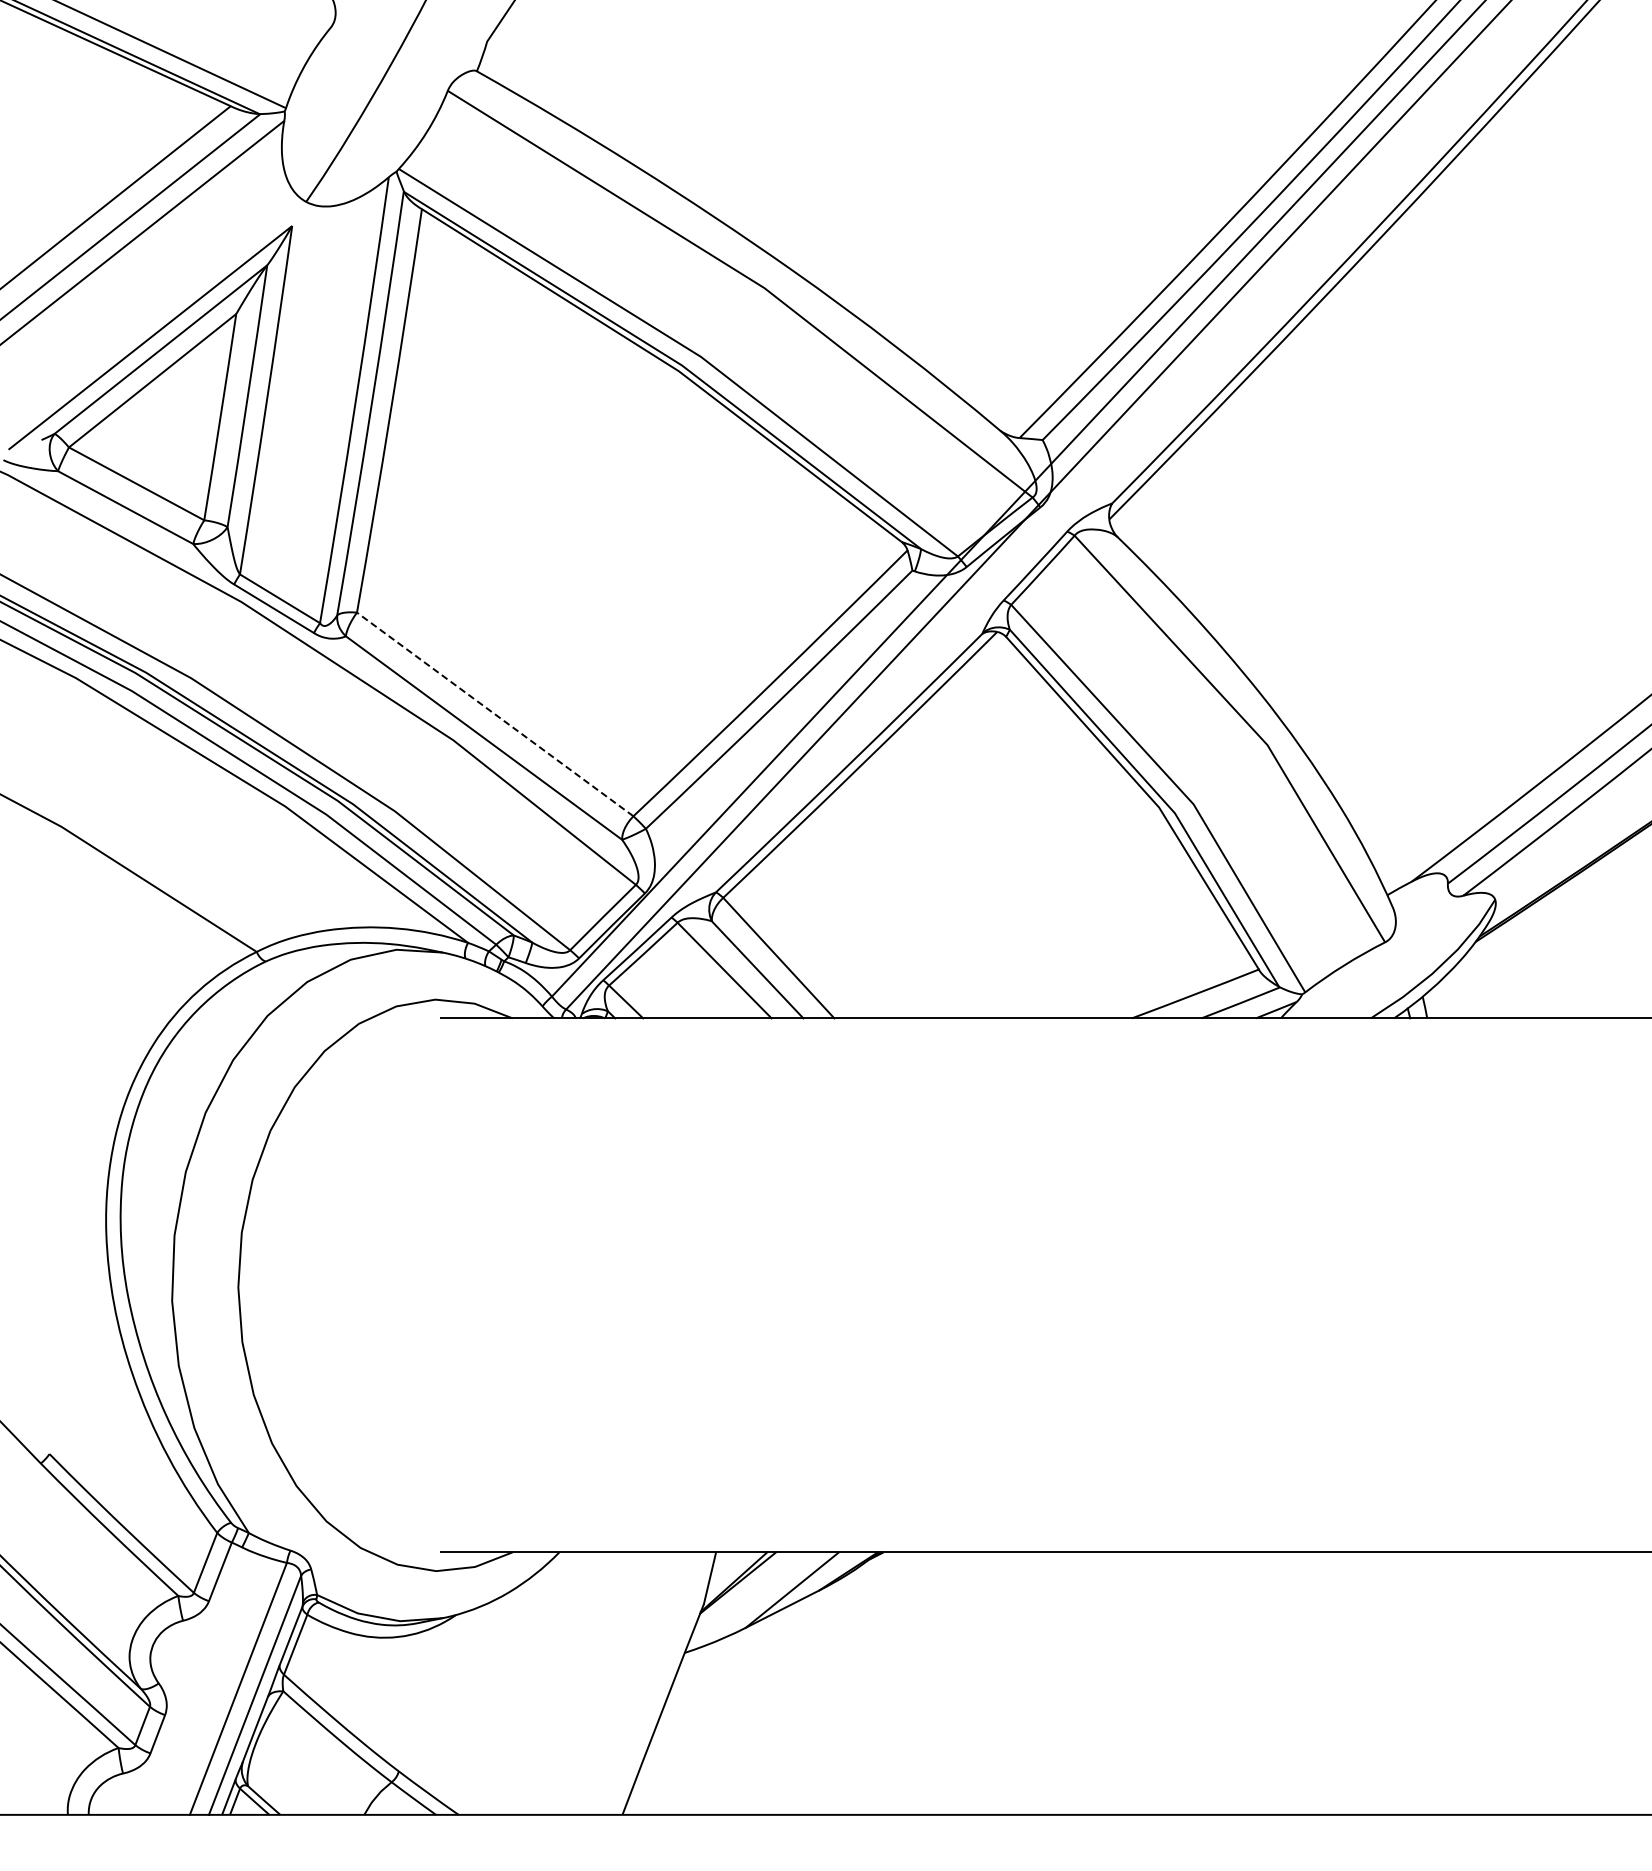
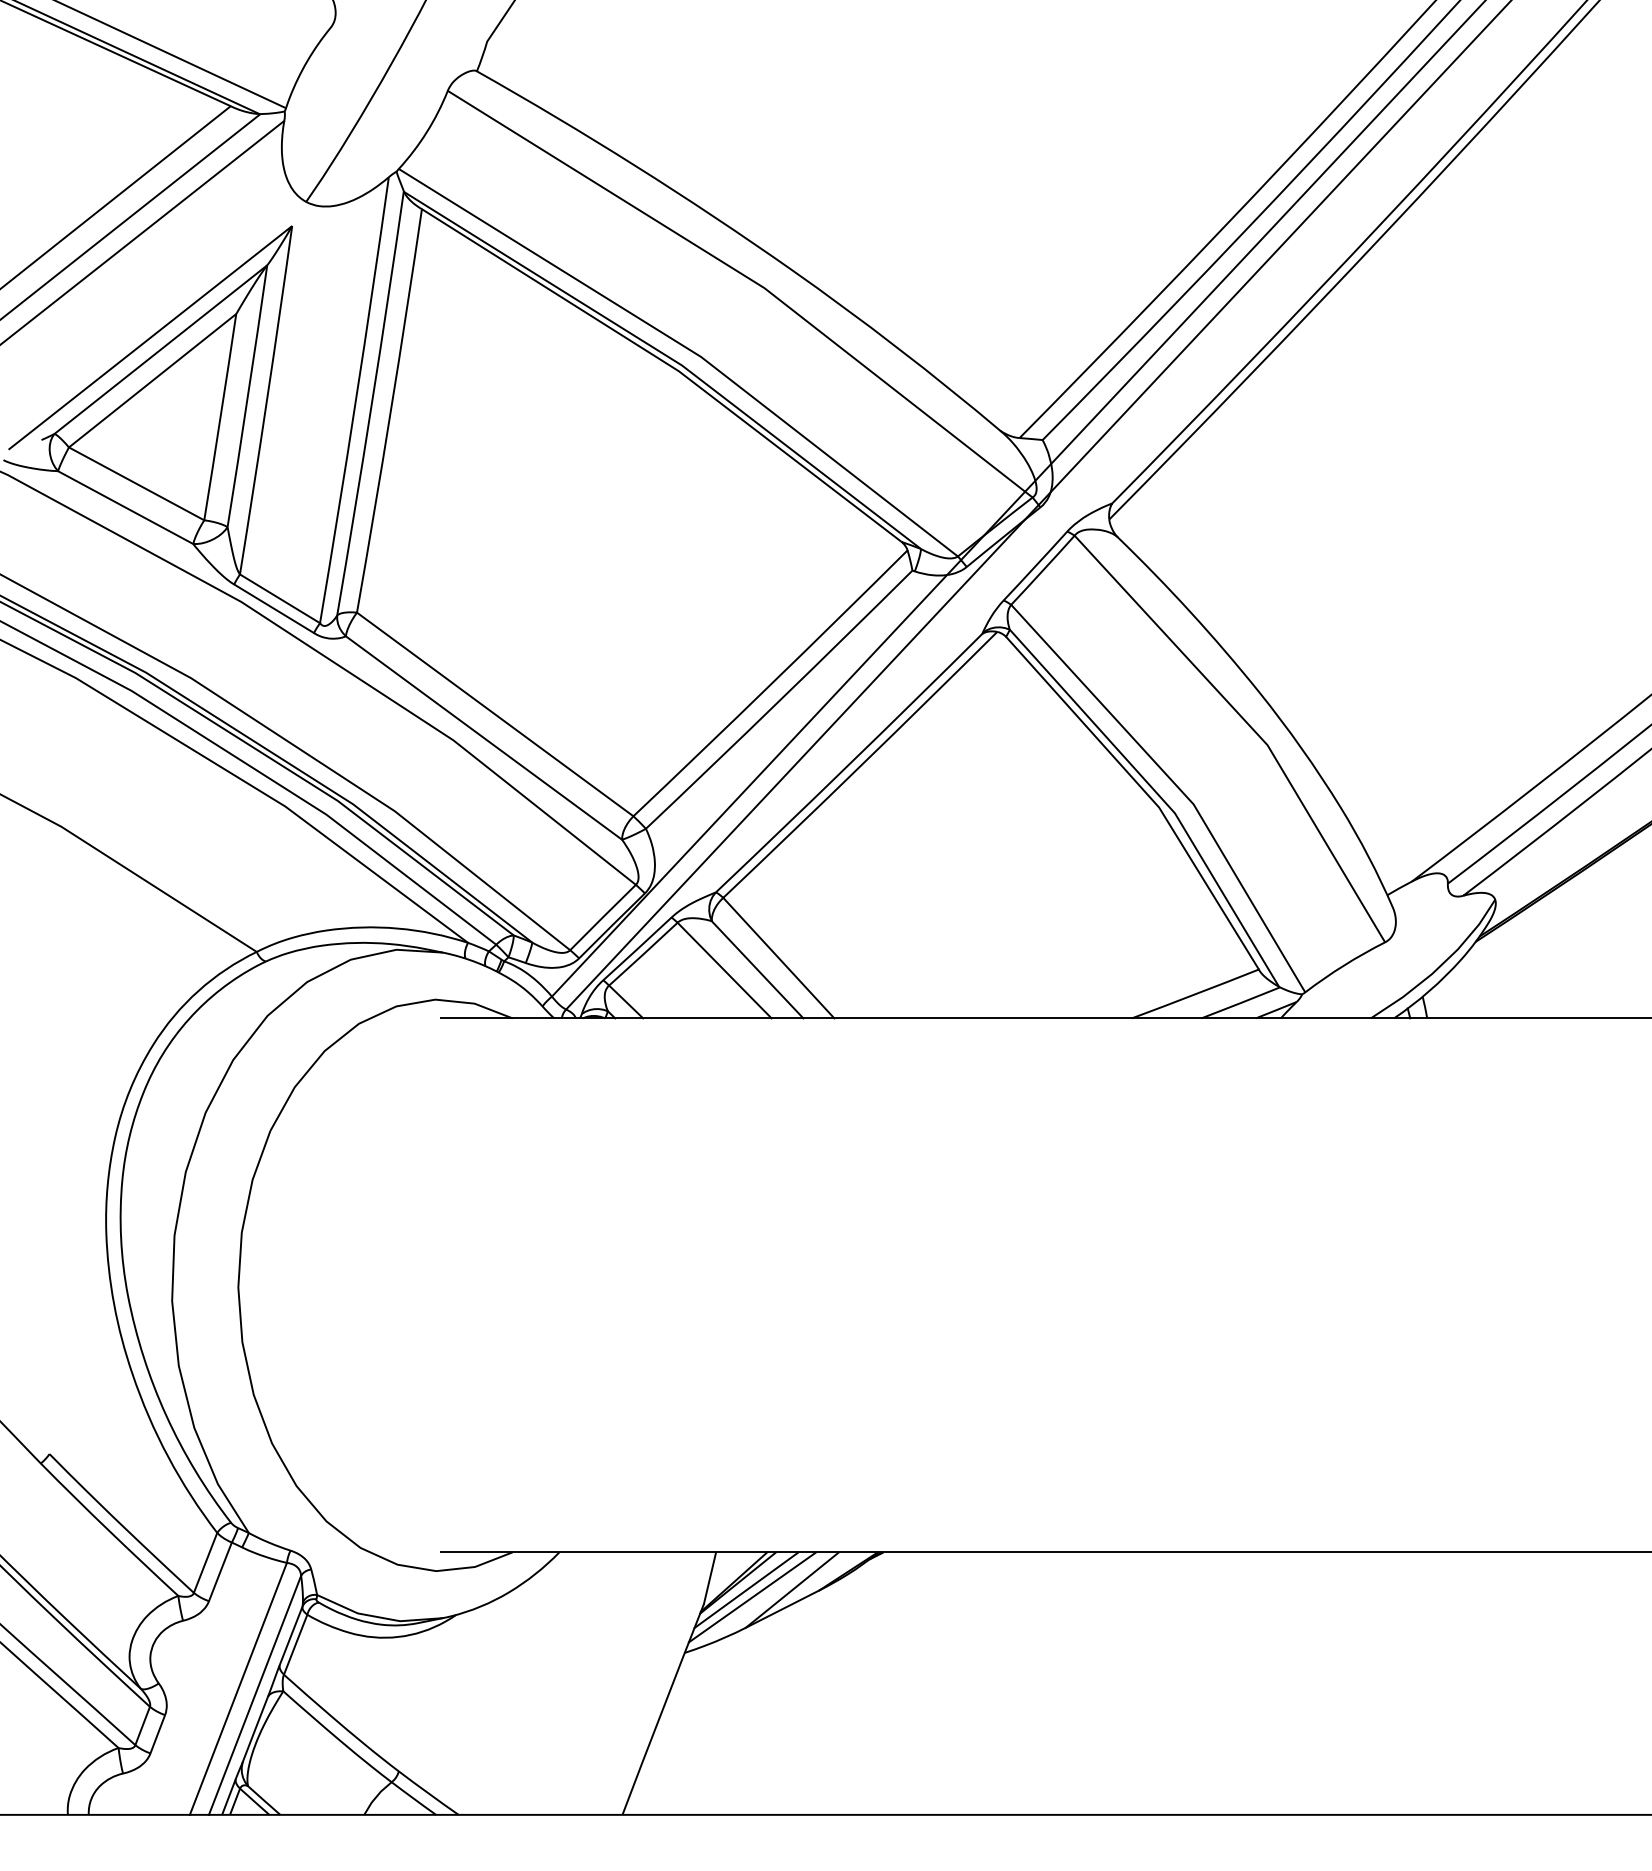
line: dashed -> solid (495, 714)
line: none -> present (746, 1590)
line: none -> present (752, 1597)
